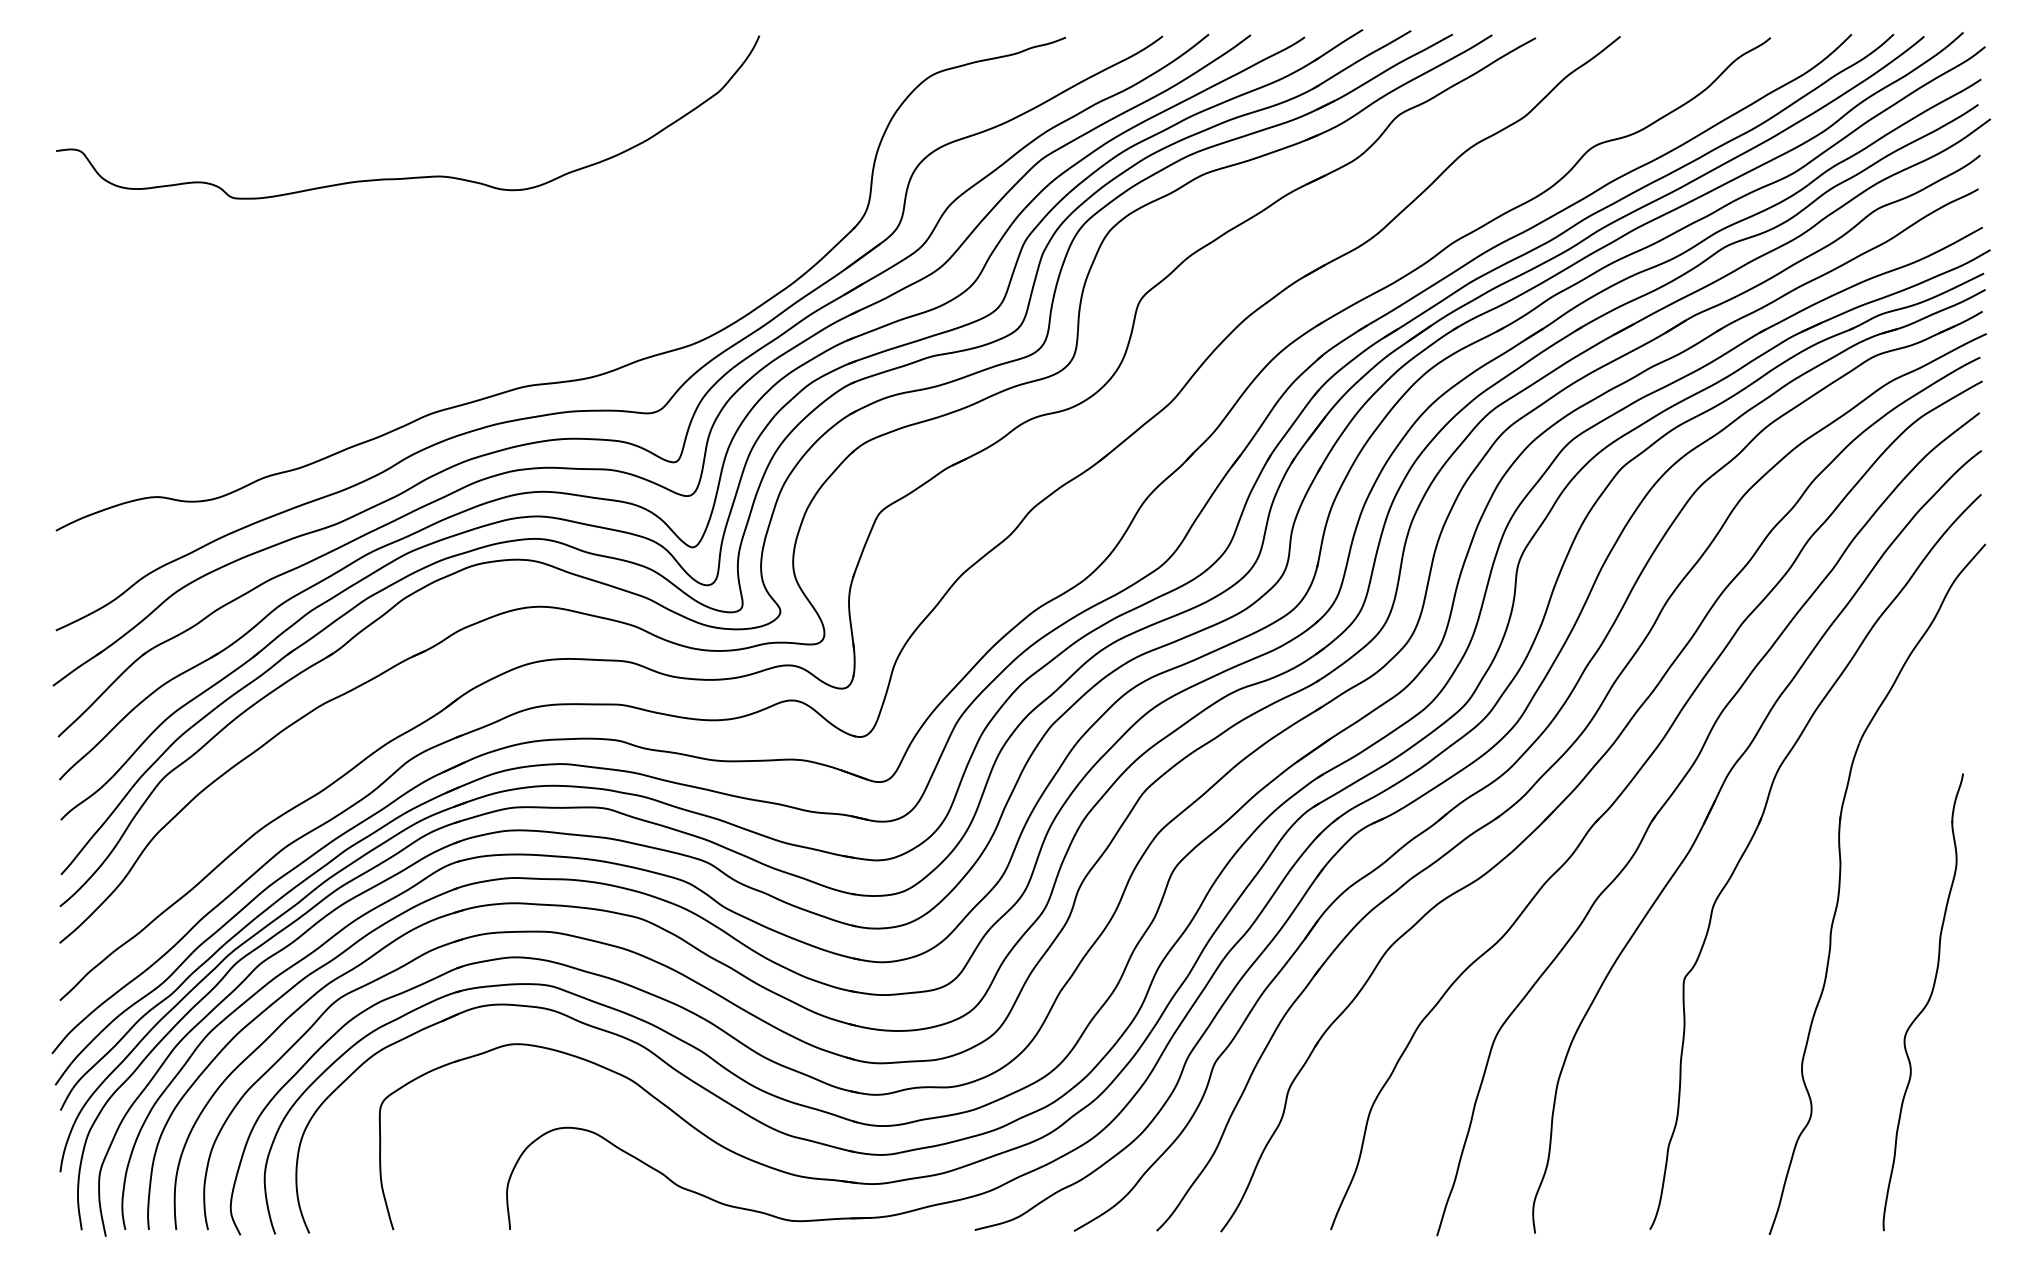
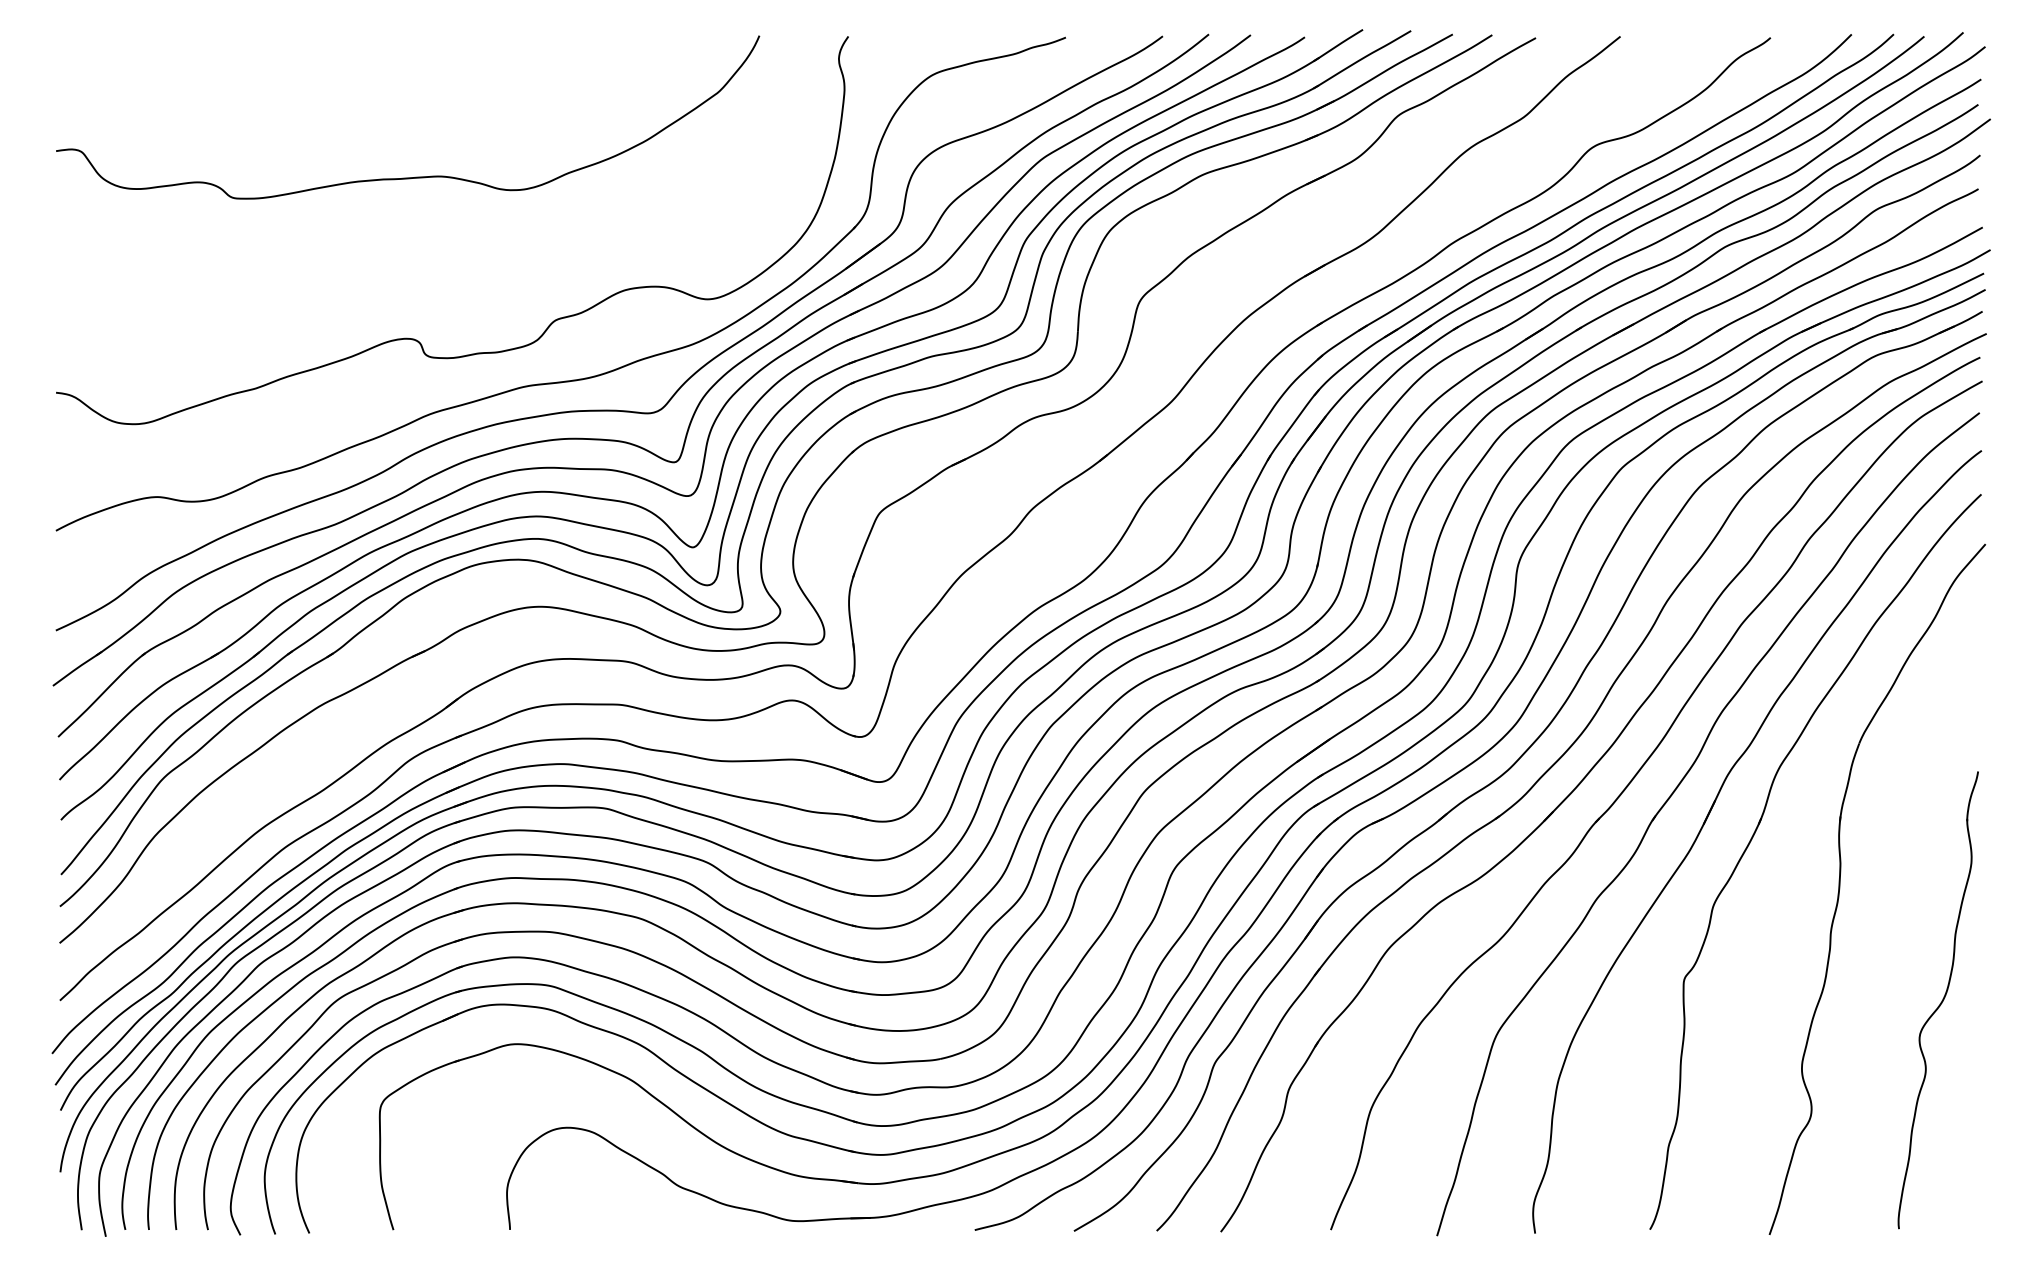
curve: none -> present (414, 338)
part position: (1922, 1002) -> (1937, 1000) (1937, 1000)
